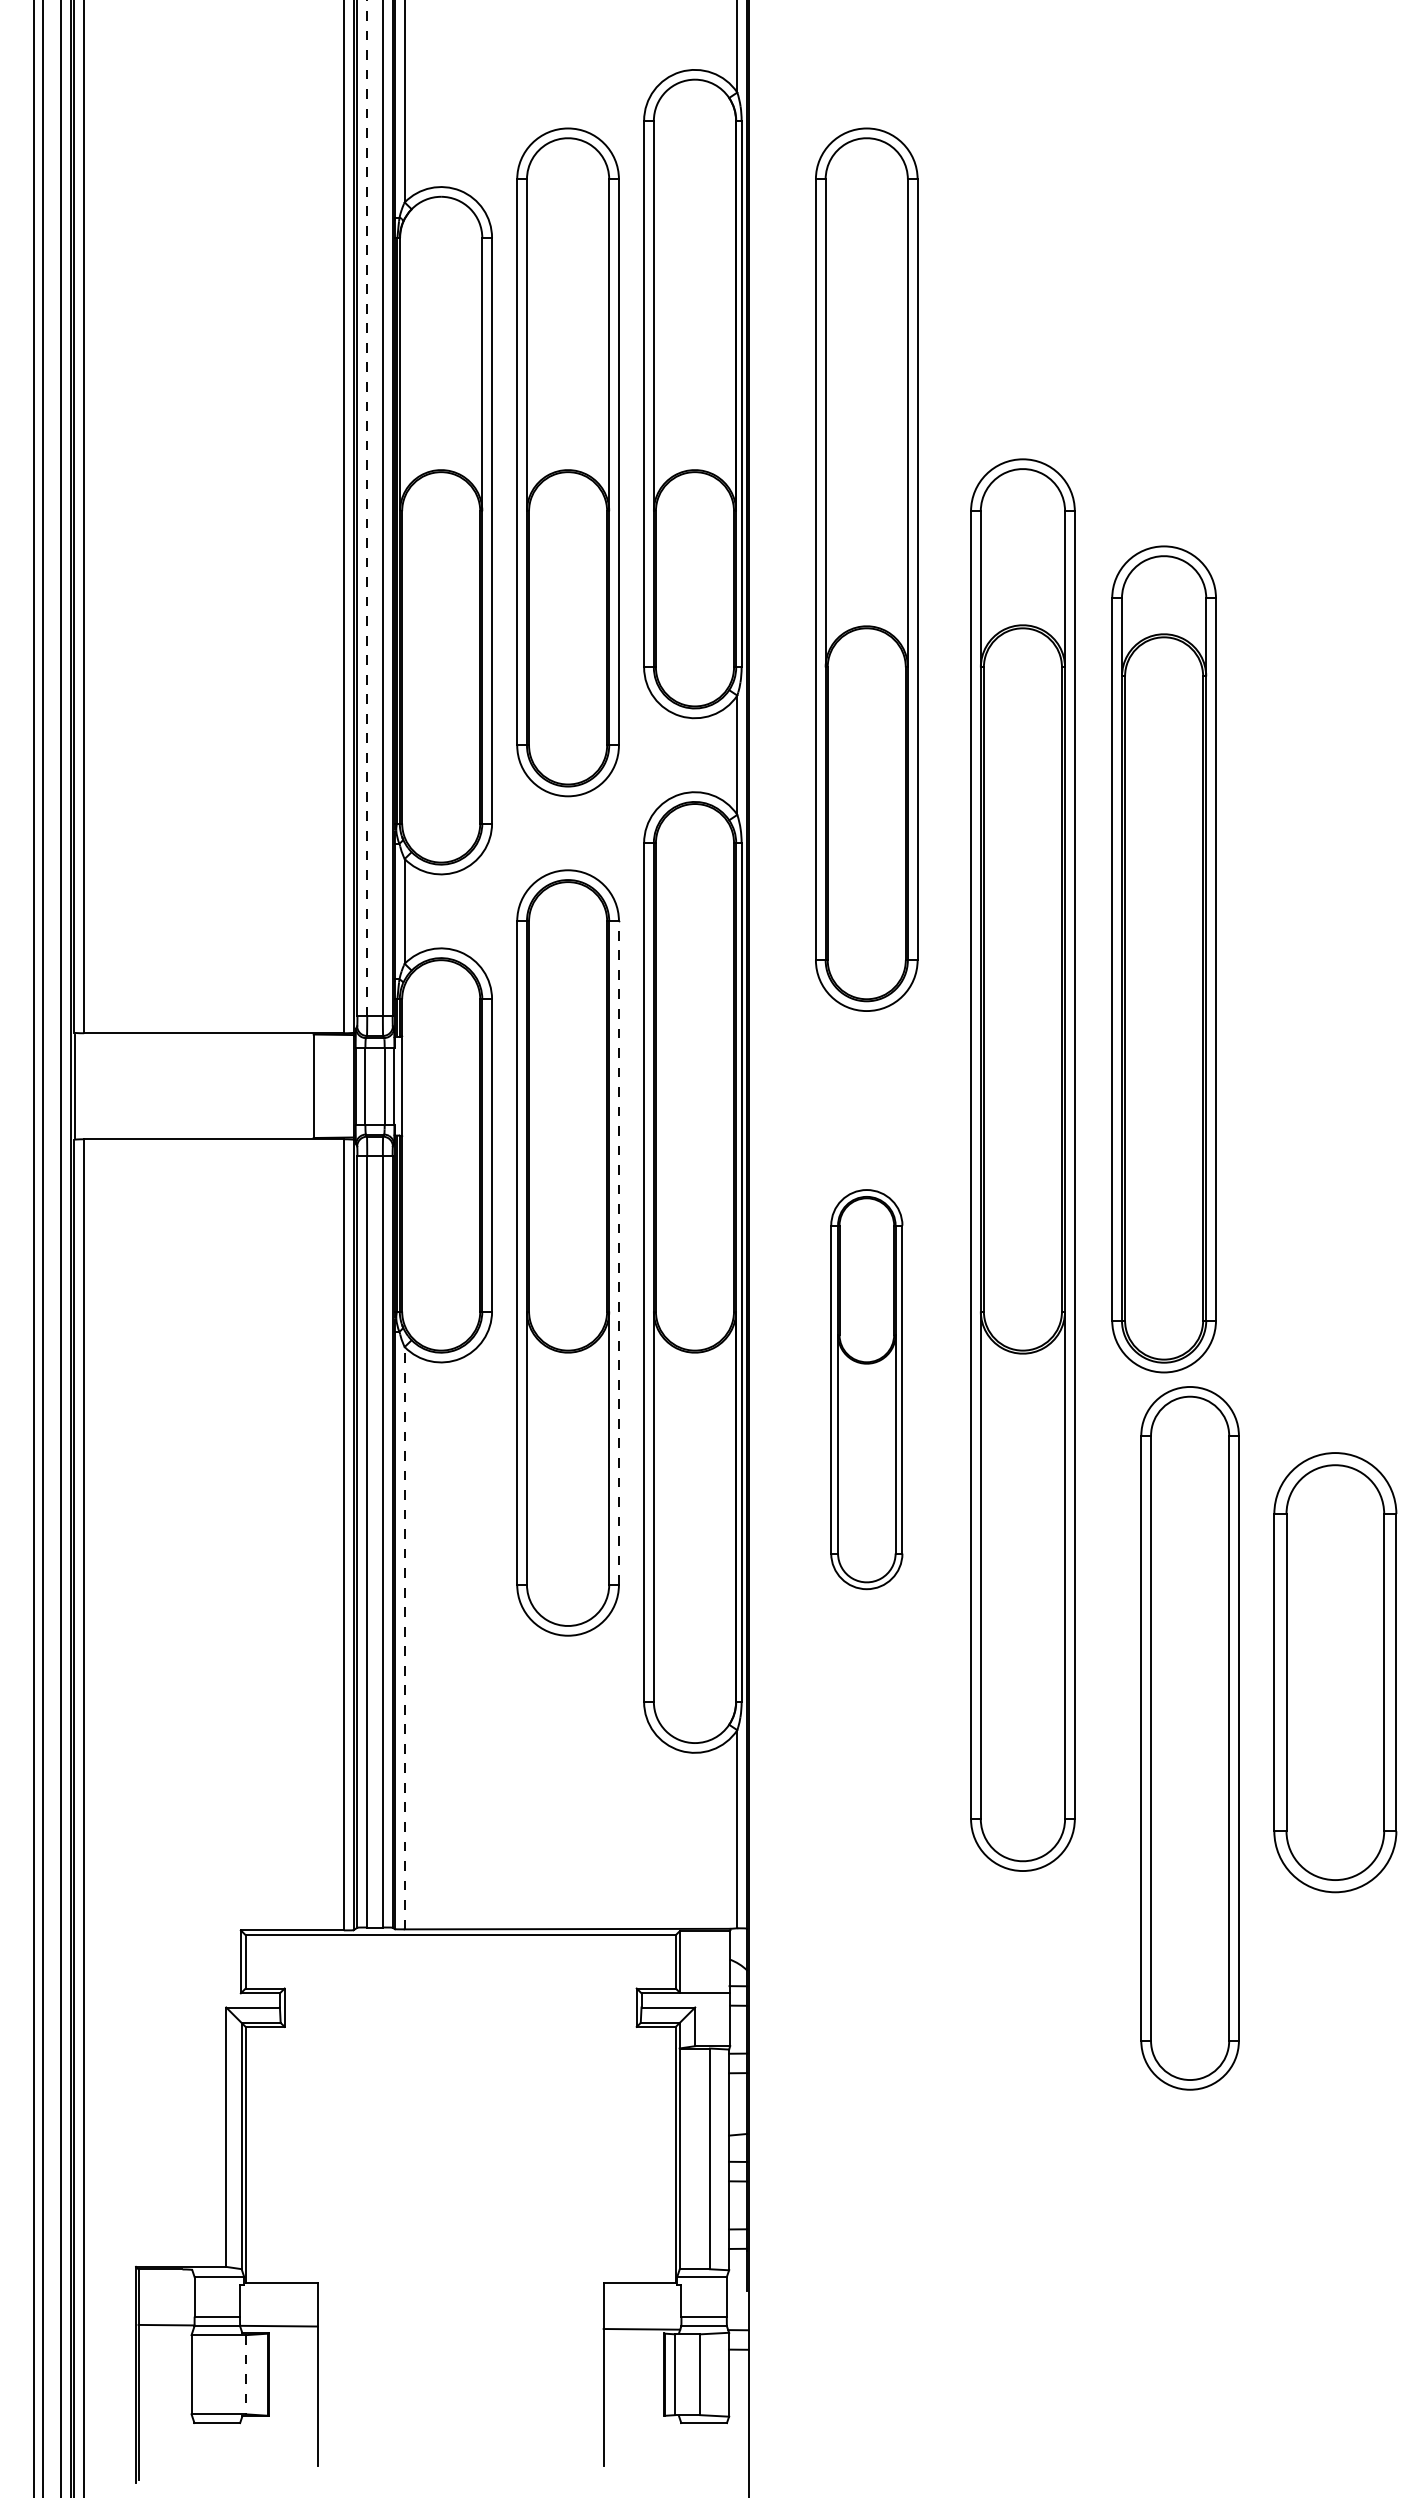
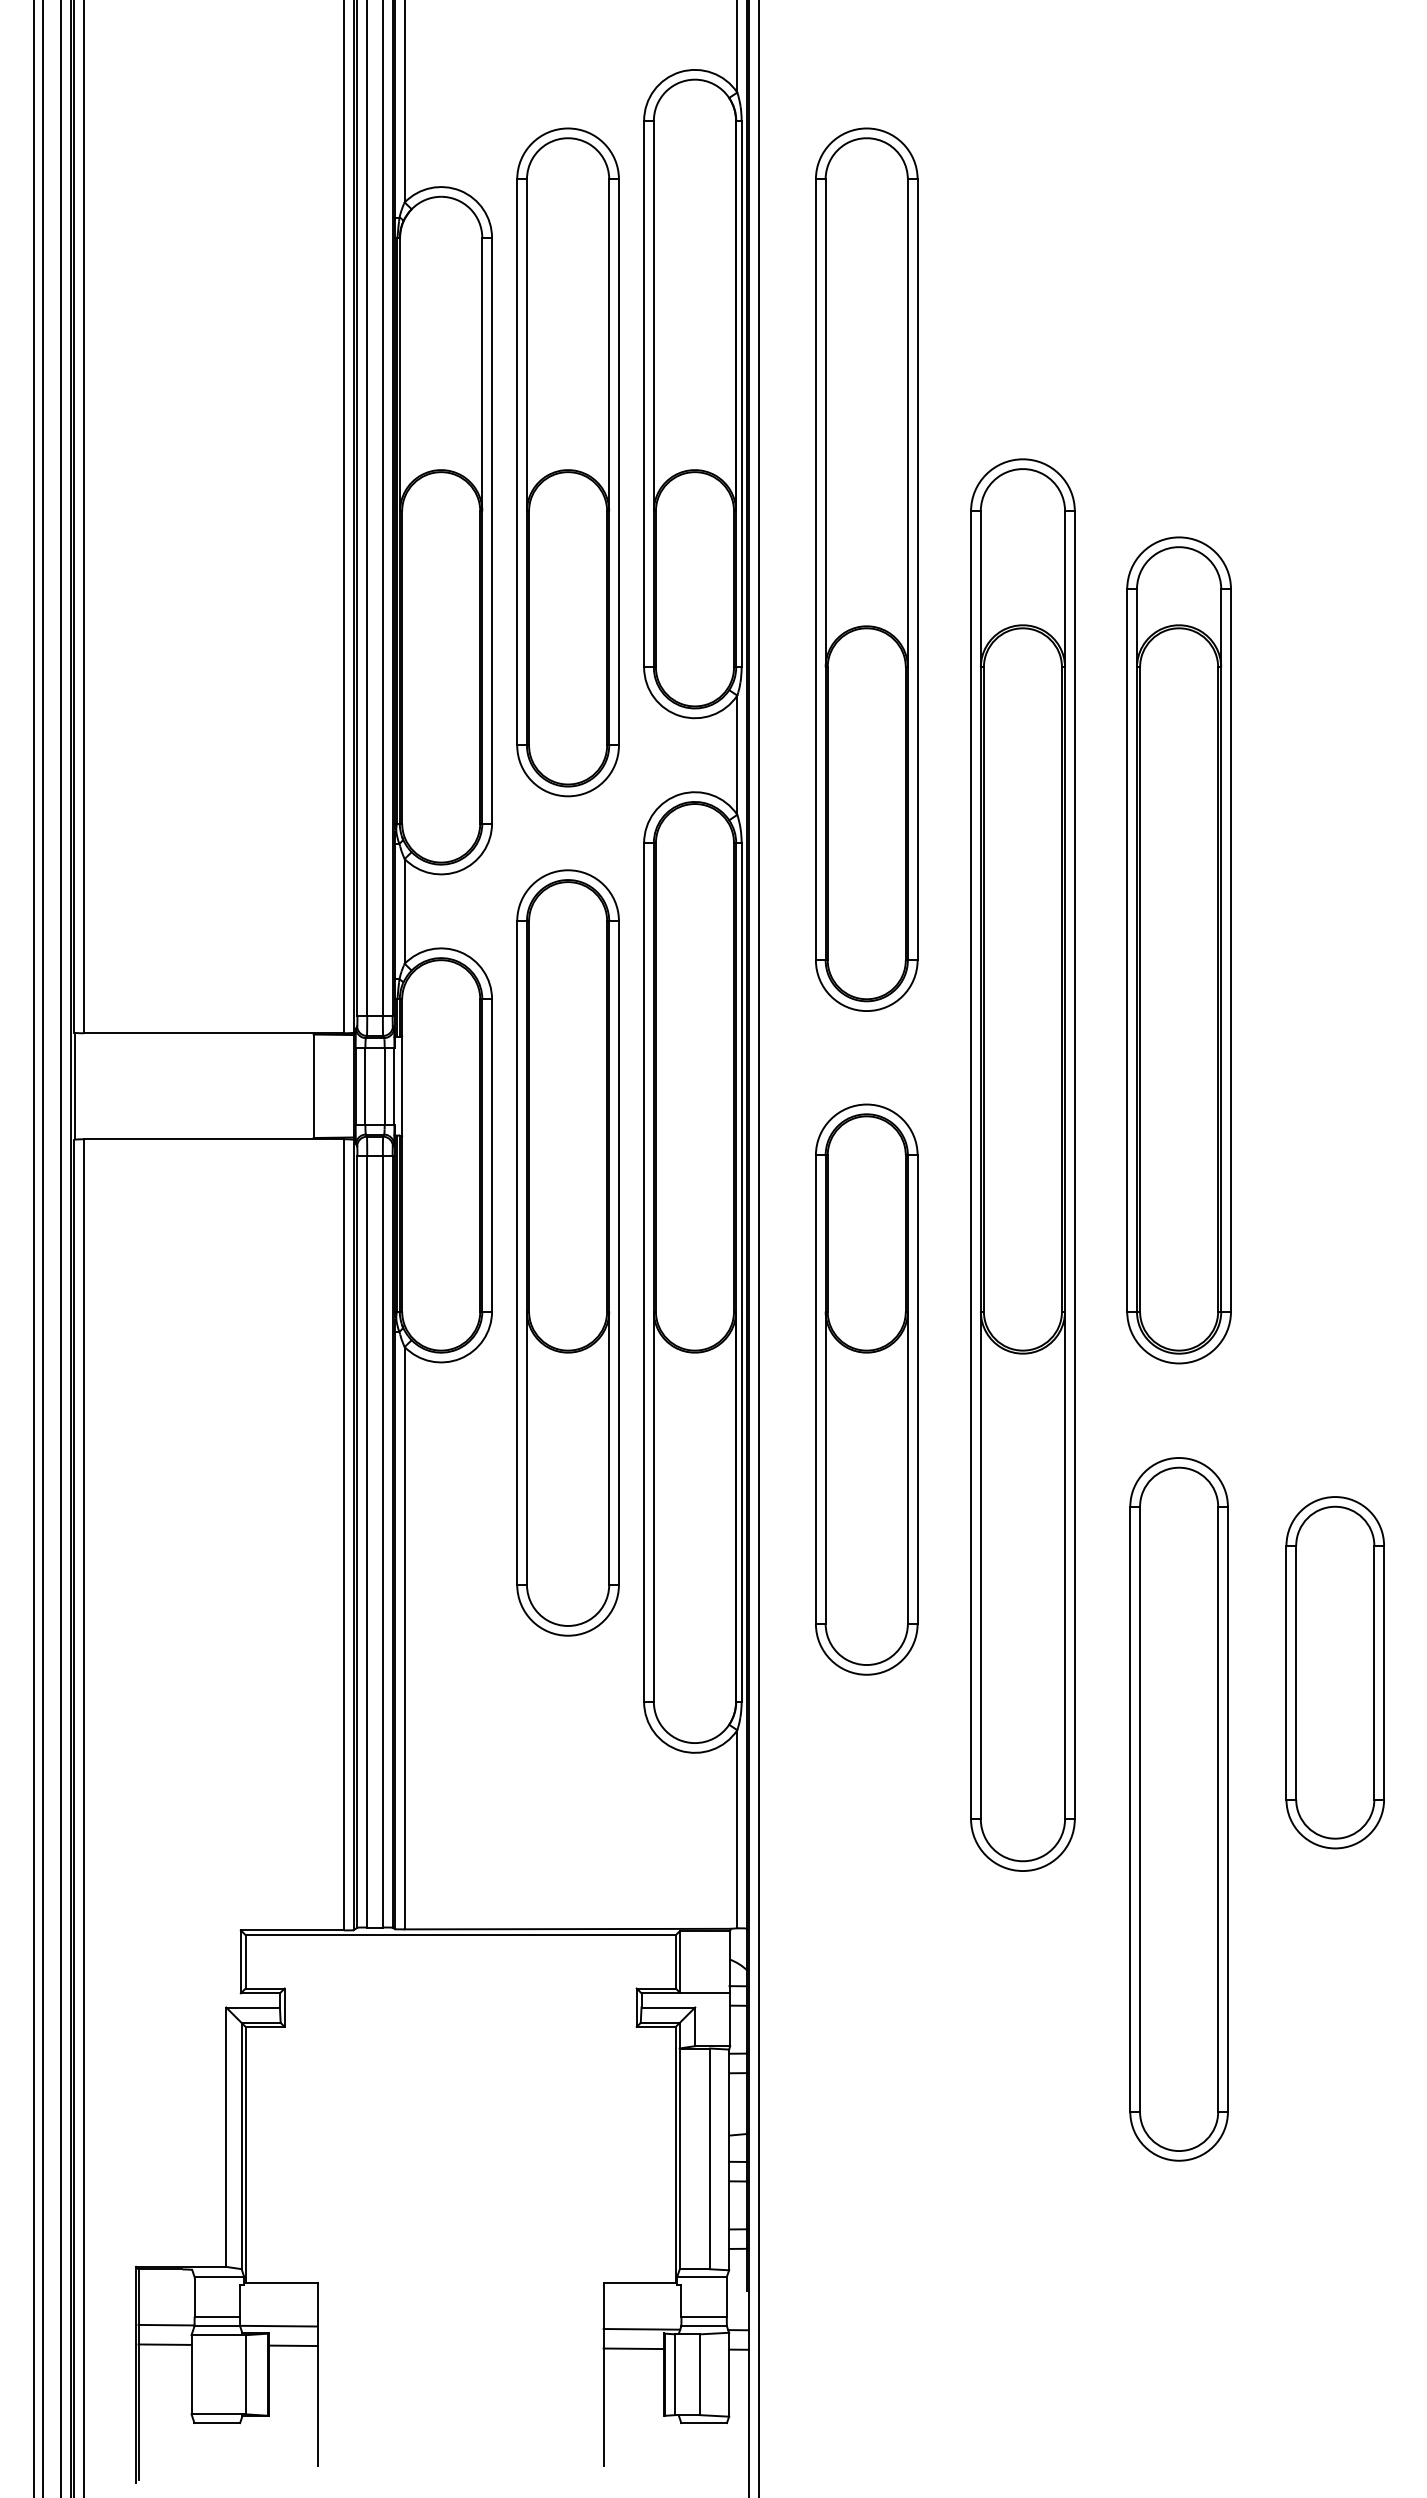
line: dashed -> solid (367, 508)
part position: (1163, 959) -> (1178, 950) (1178, 950)
line: none -> present (759, 1248)
line: dashed -> solid (618, 1253)
part size: 74x402 px -> 104x573 px (866, 1389)
line: dashed -> solid (404, 1637)
part size: 125x442 px -> 100x354 px (1334, 1672)
part position: (1189, 1738) -> (1178, 1809) (1178, 1809)
line: none -> present (164, 2344)
line: none -> present (293, 2345)
line: none -> present (633, 2348)
line: dashed -> solid (245, 2374)
